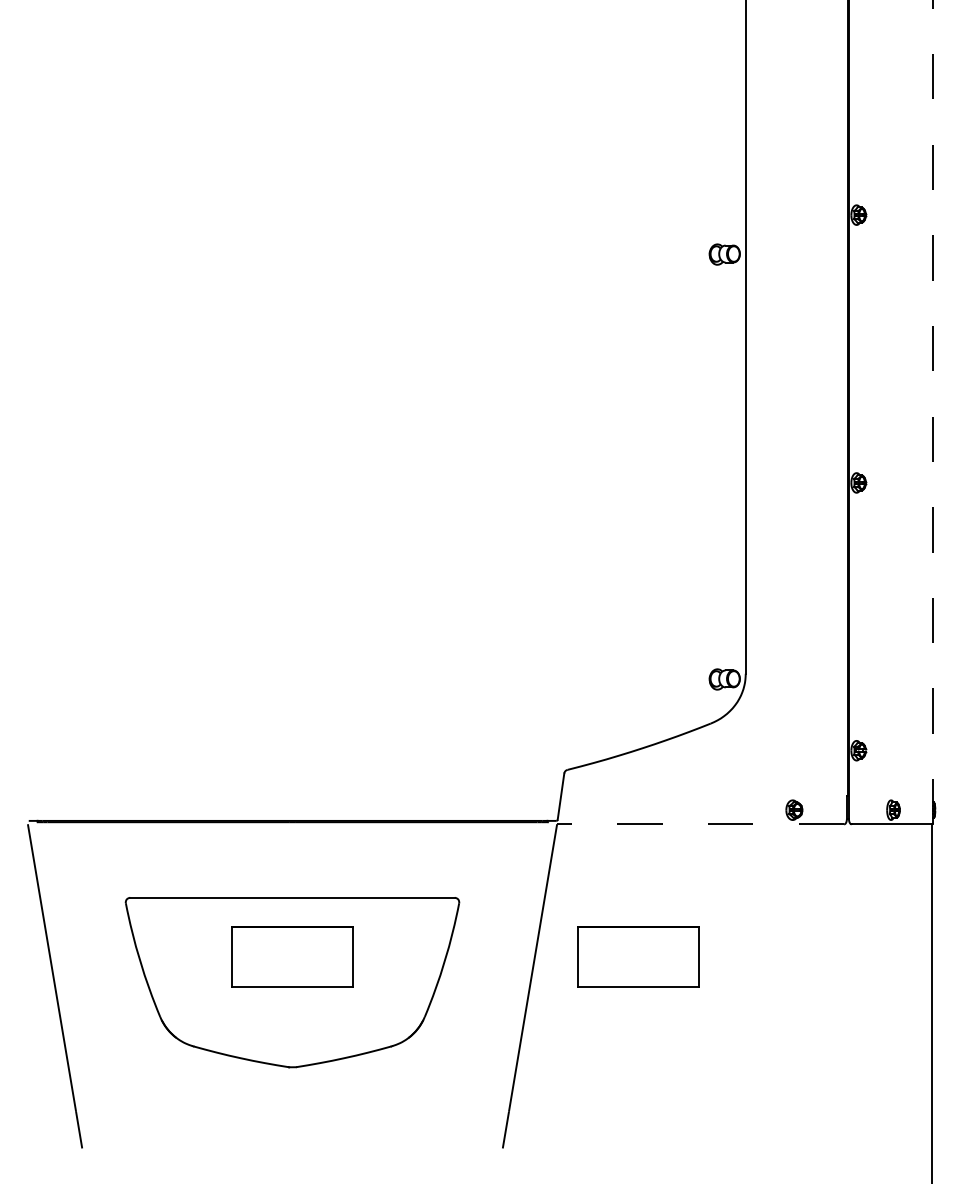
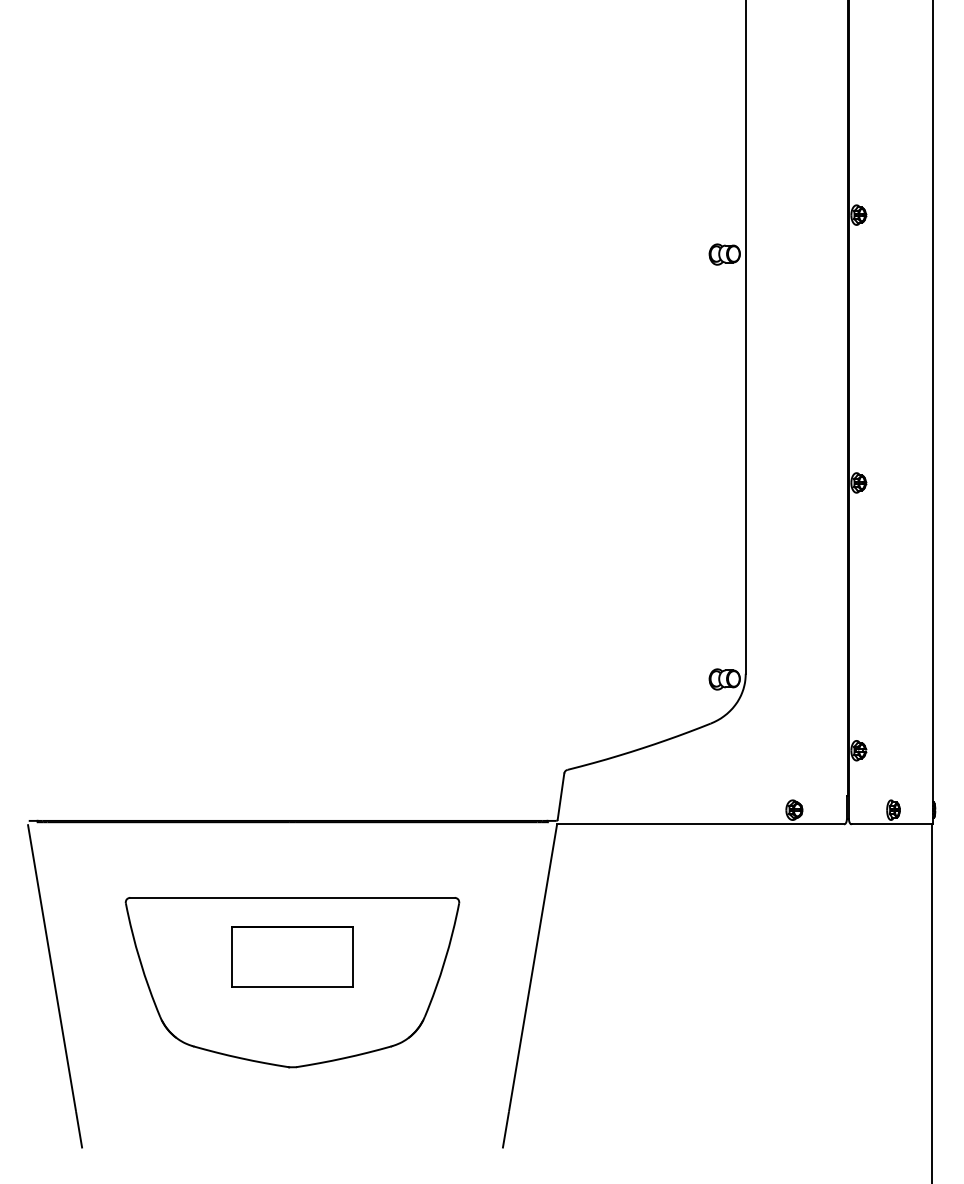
line: dashed -> solid (932, 412)
line: dashed -> solid (700, 824)
part: present -> none (638, 956)
